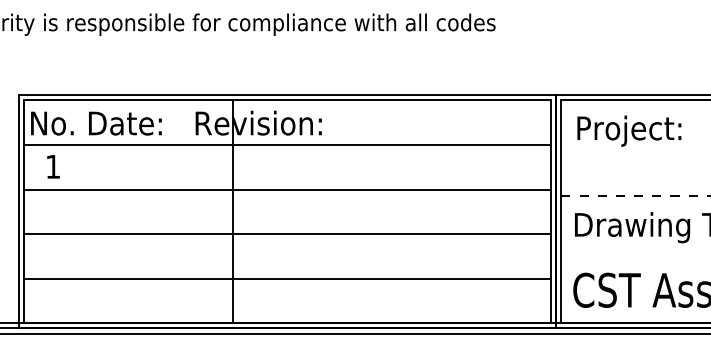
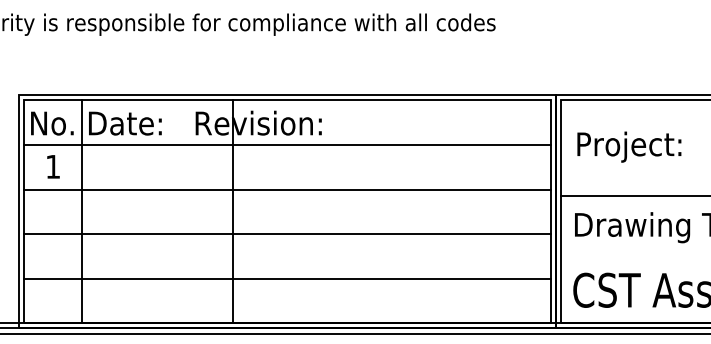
text position: (629, 130) -> (629, 146) (629, 146)
line: dashed -> solid (636, 195)
line: none -> present (81, 211)
